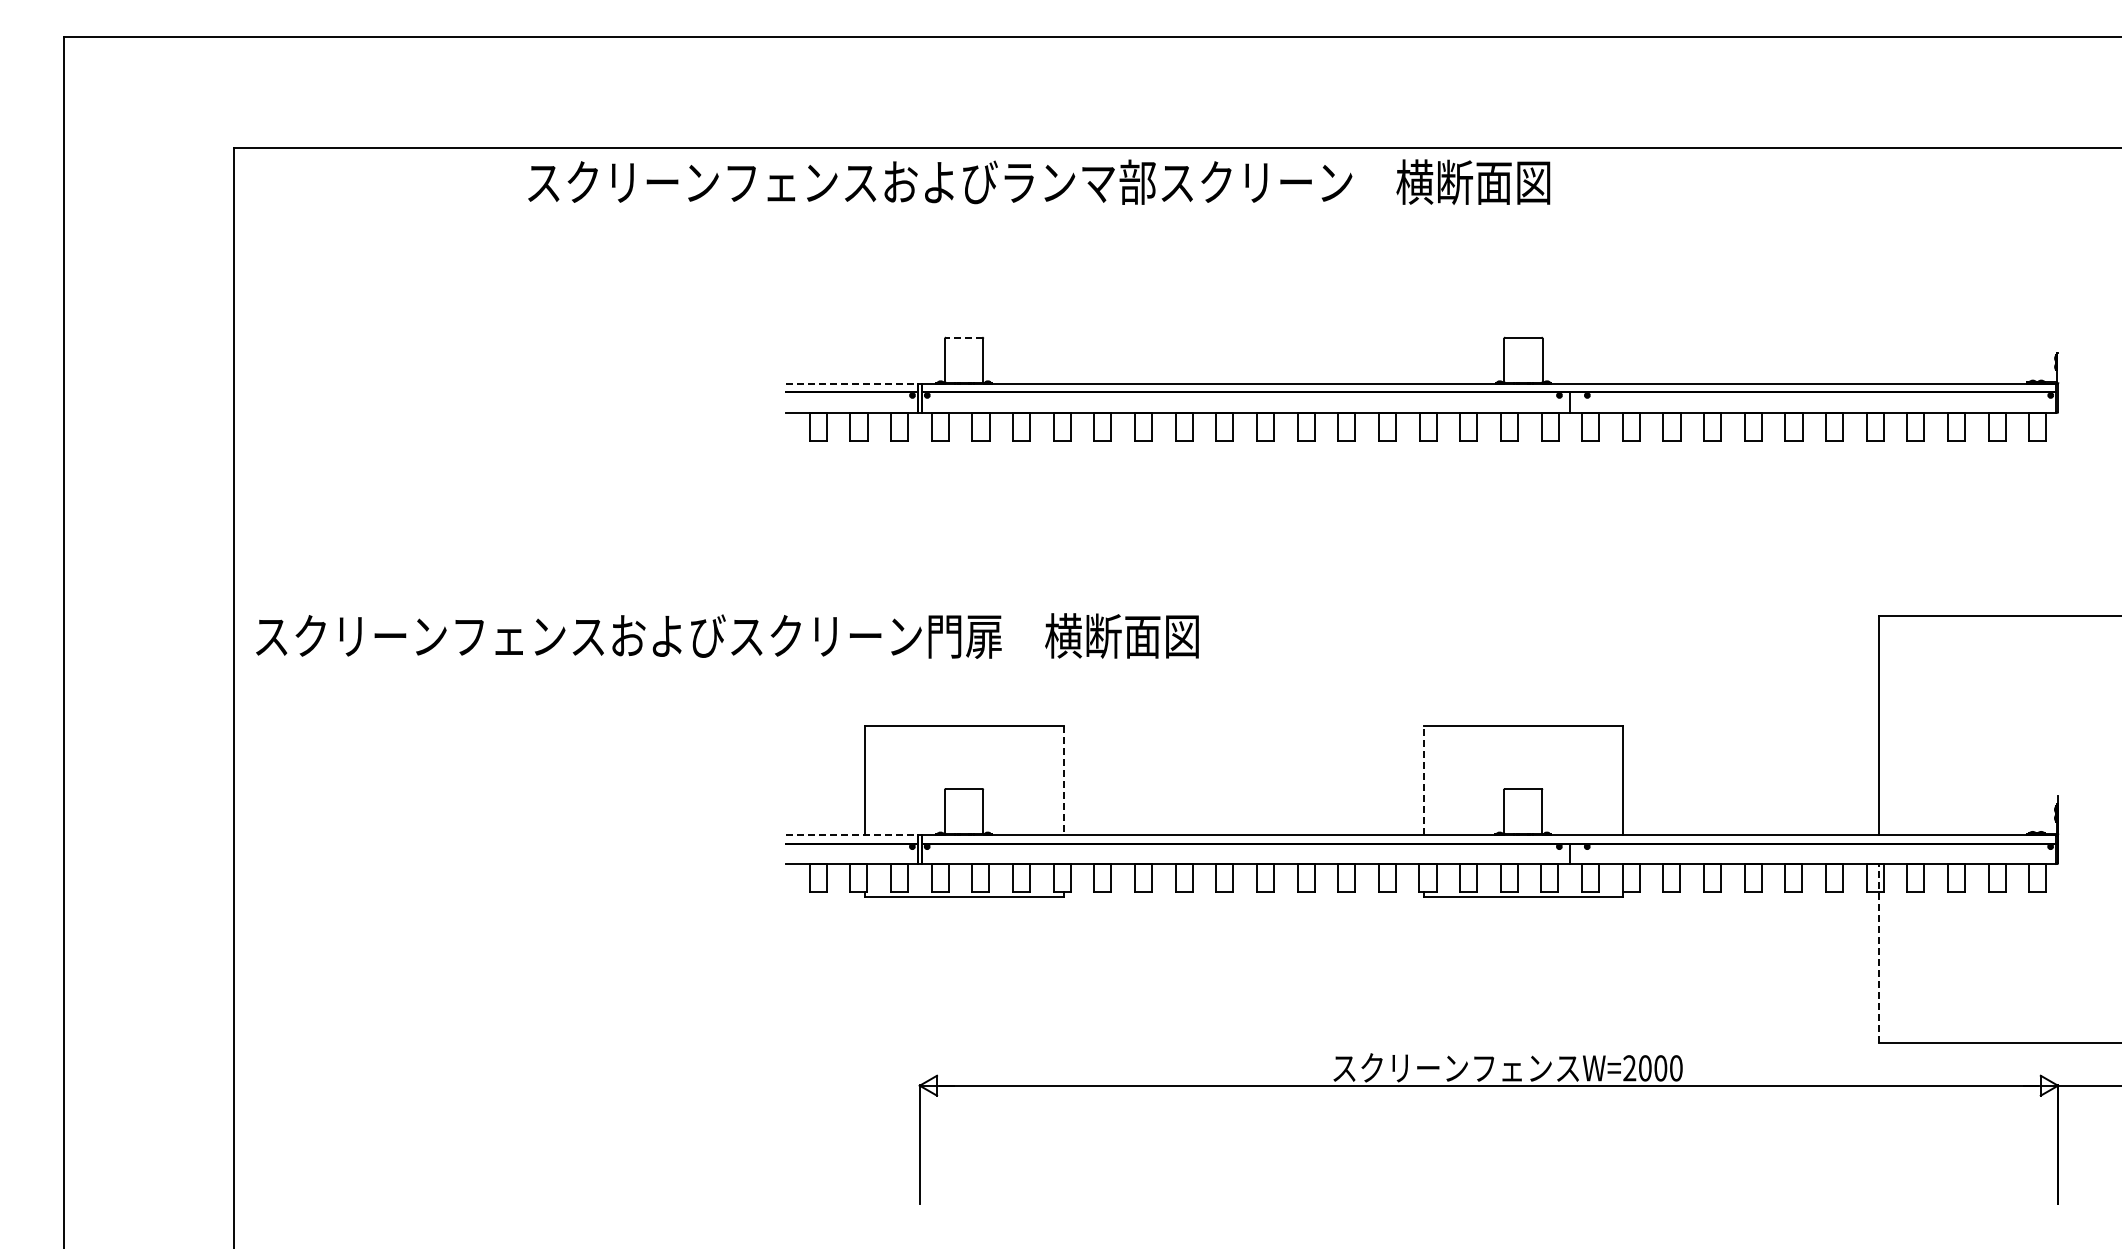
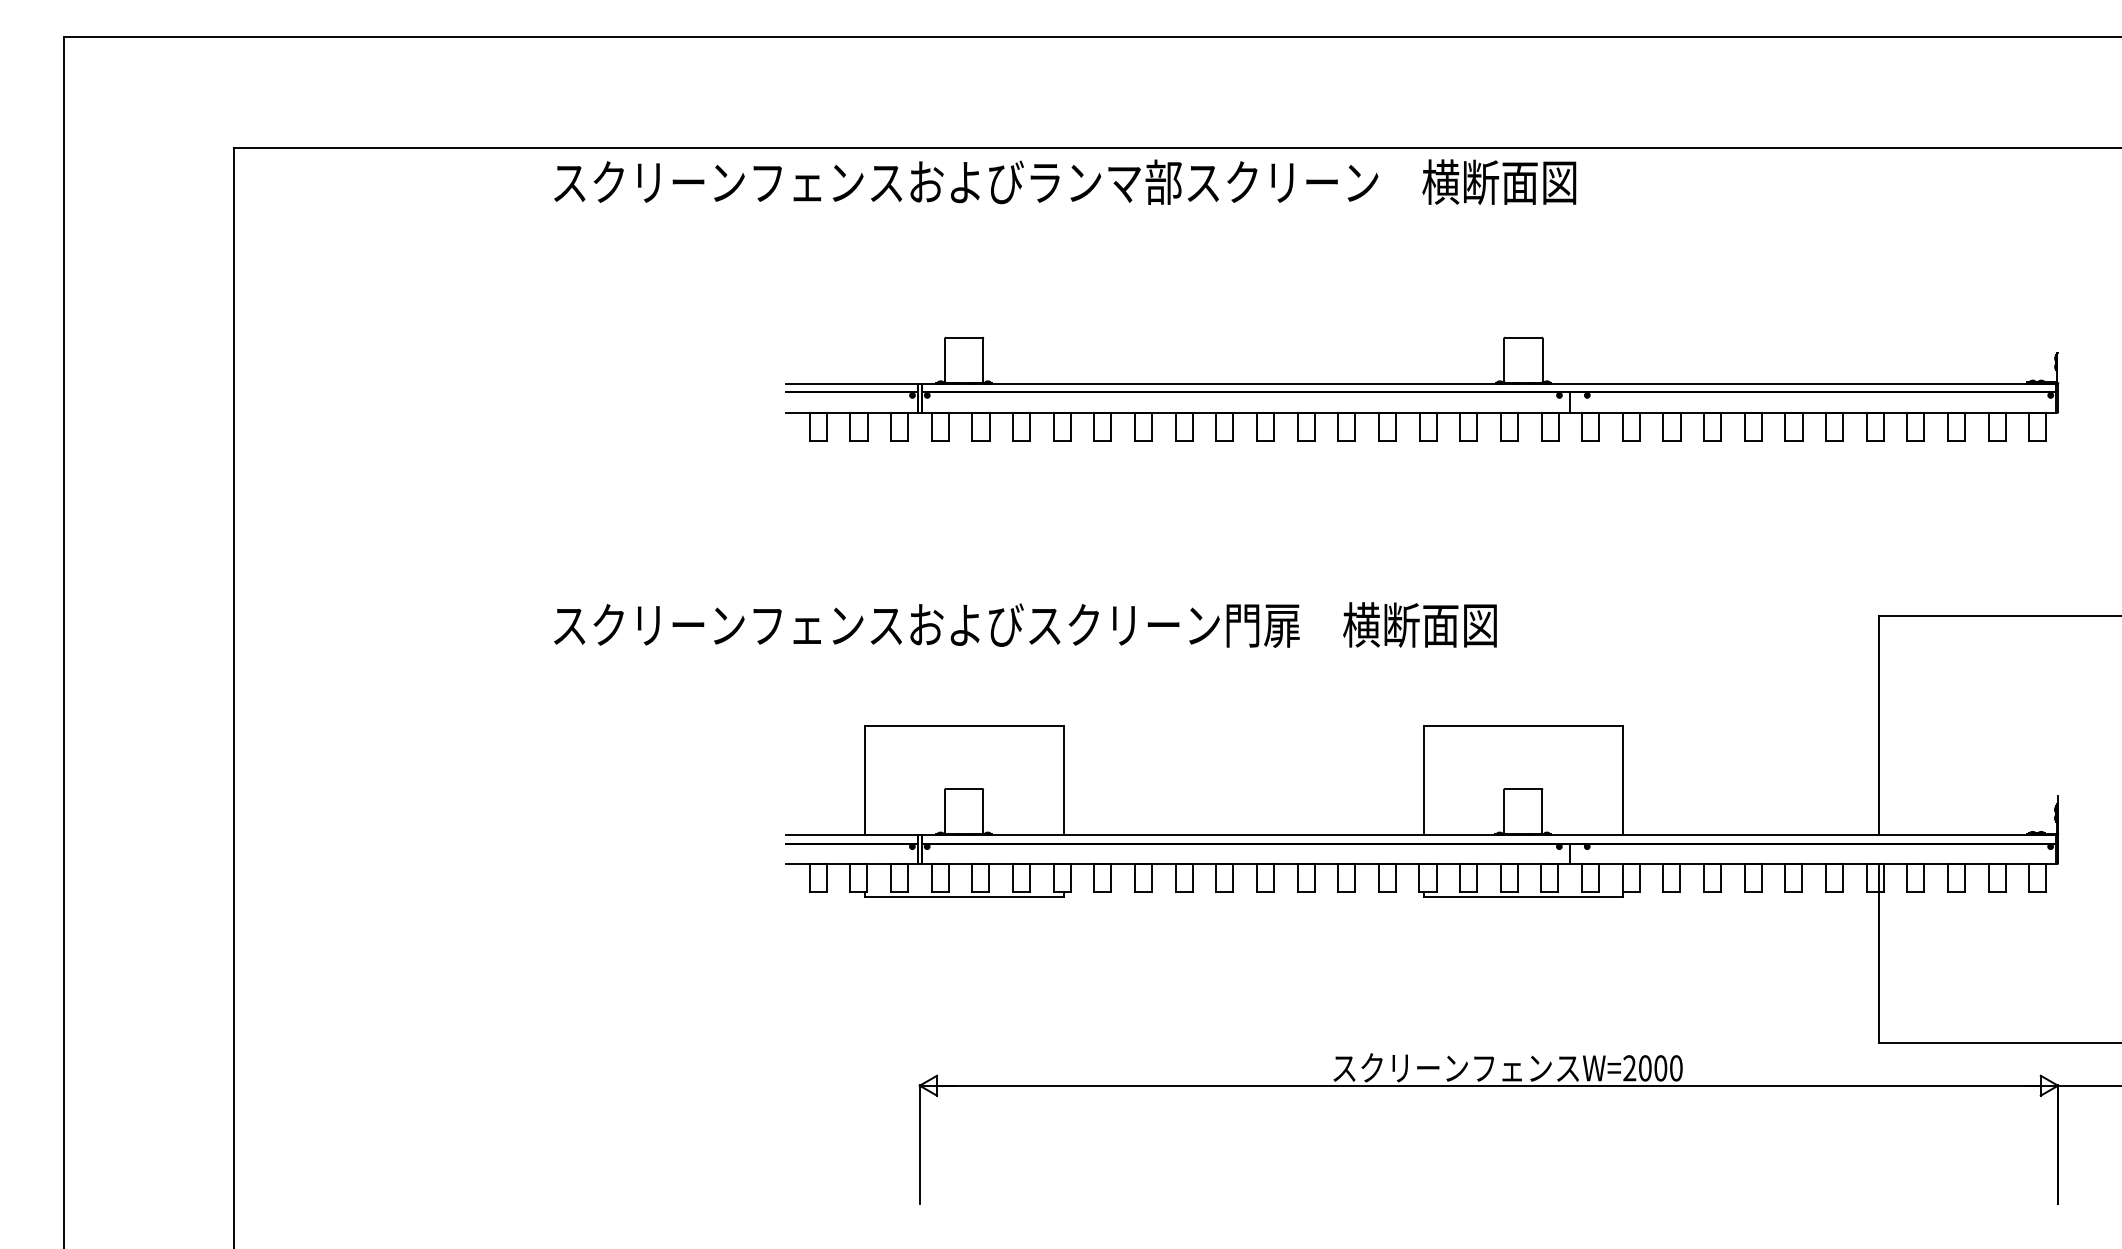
text position: (1039, 181) -> (1065, 181) (1065, 181)
line: dashed -> solid (963, 337)
line: dashed -> solid (852, 384)
text position: (727, 635) -> (1025, 624) (1025, 624)
line: dashed -> solid (1063, 780)
line: dashed -> solid (1423, 780)
line: dashed -> solid (852, 835)
line: dashed -> solid (1879, 953)
